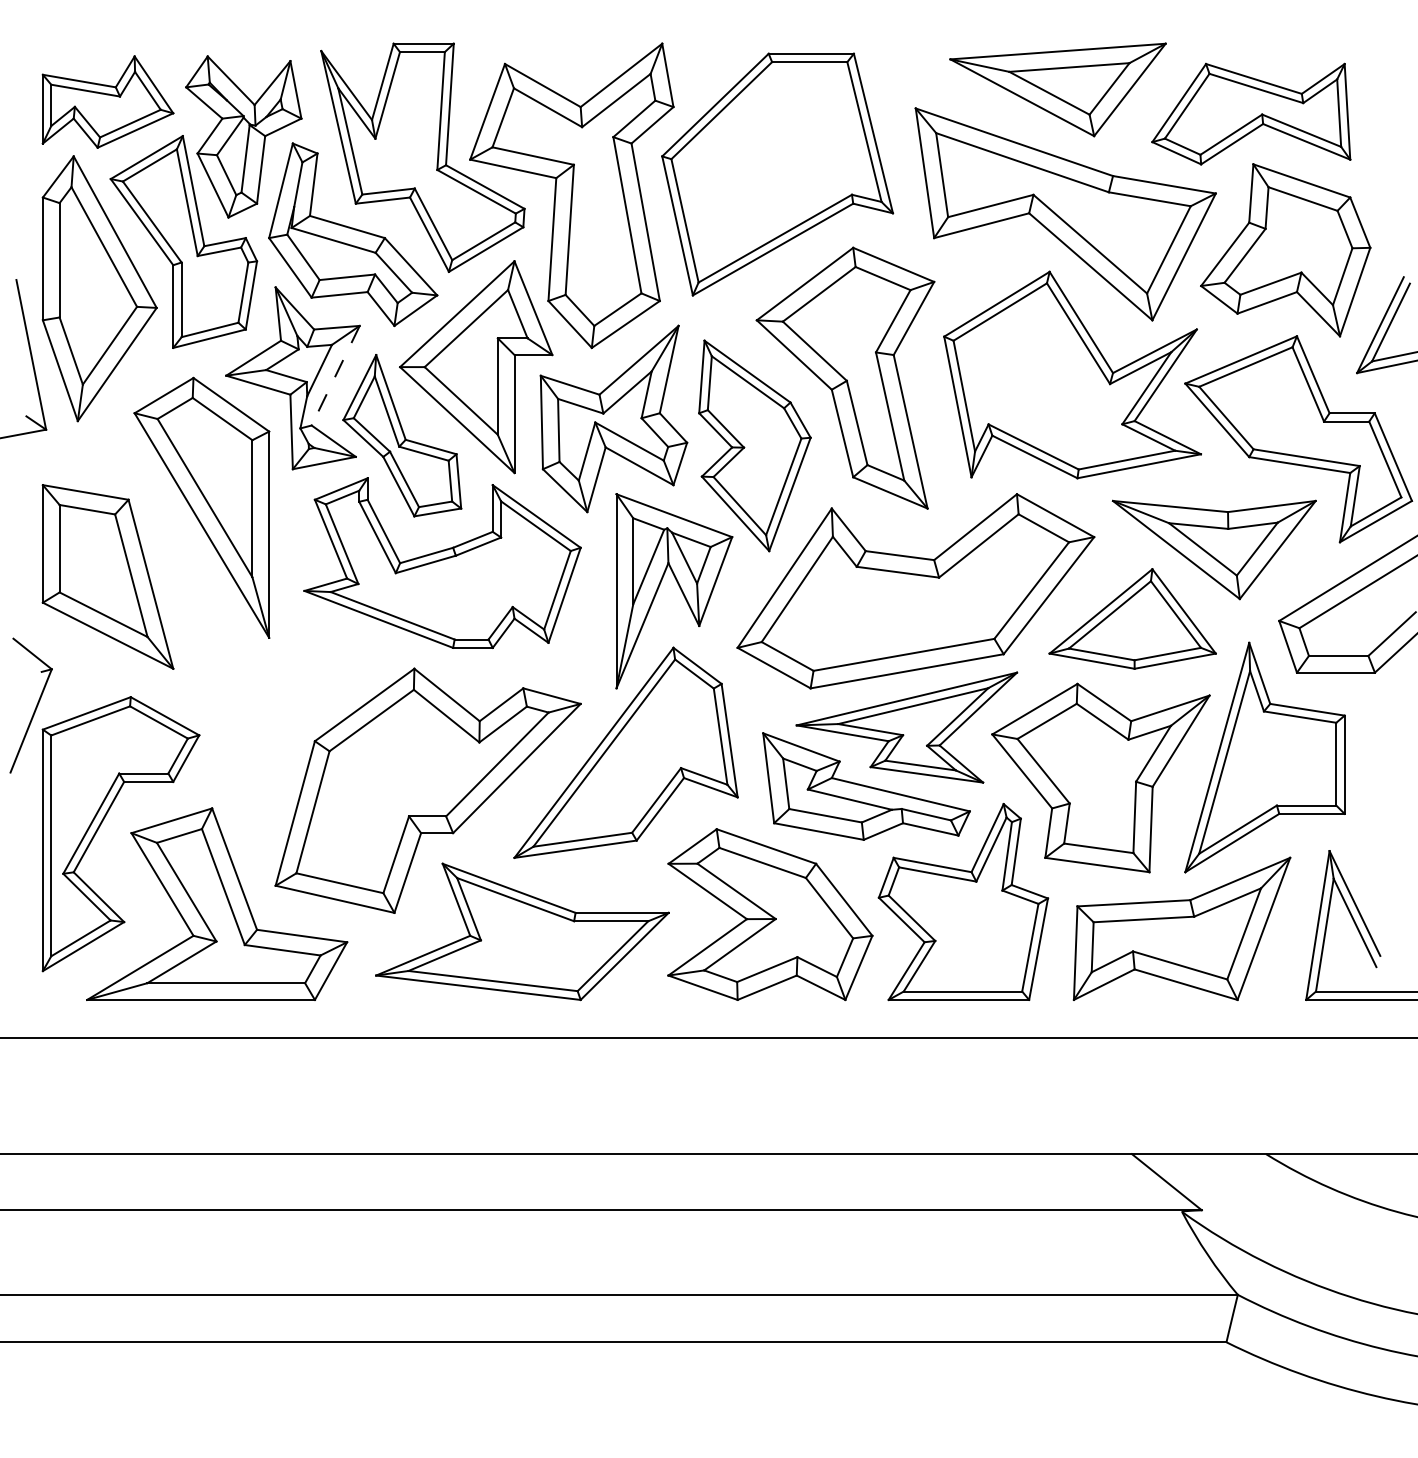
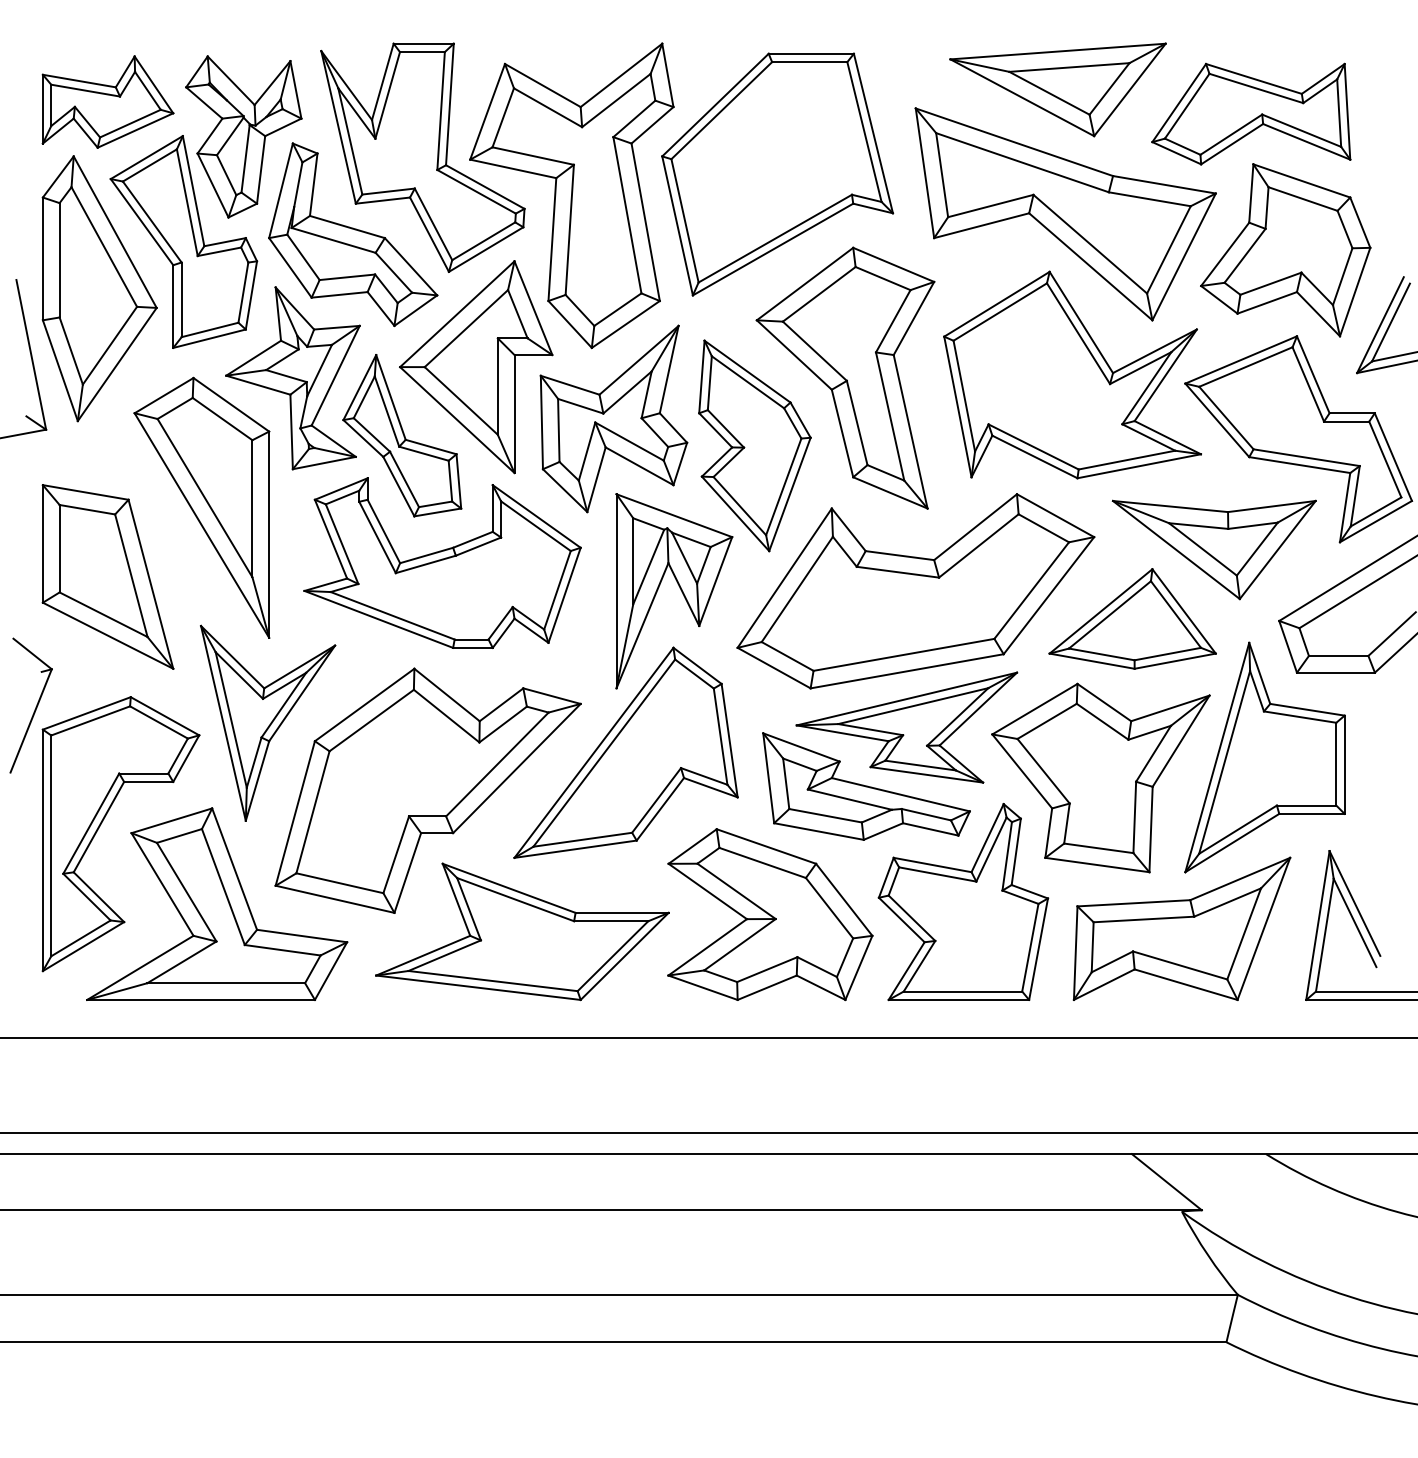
line: dashed -> solid (335, 376)
part: none -> present (268, 722)
line: none -> present (708, 1132)
